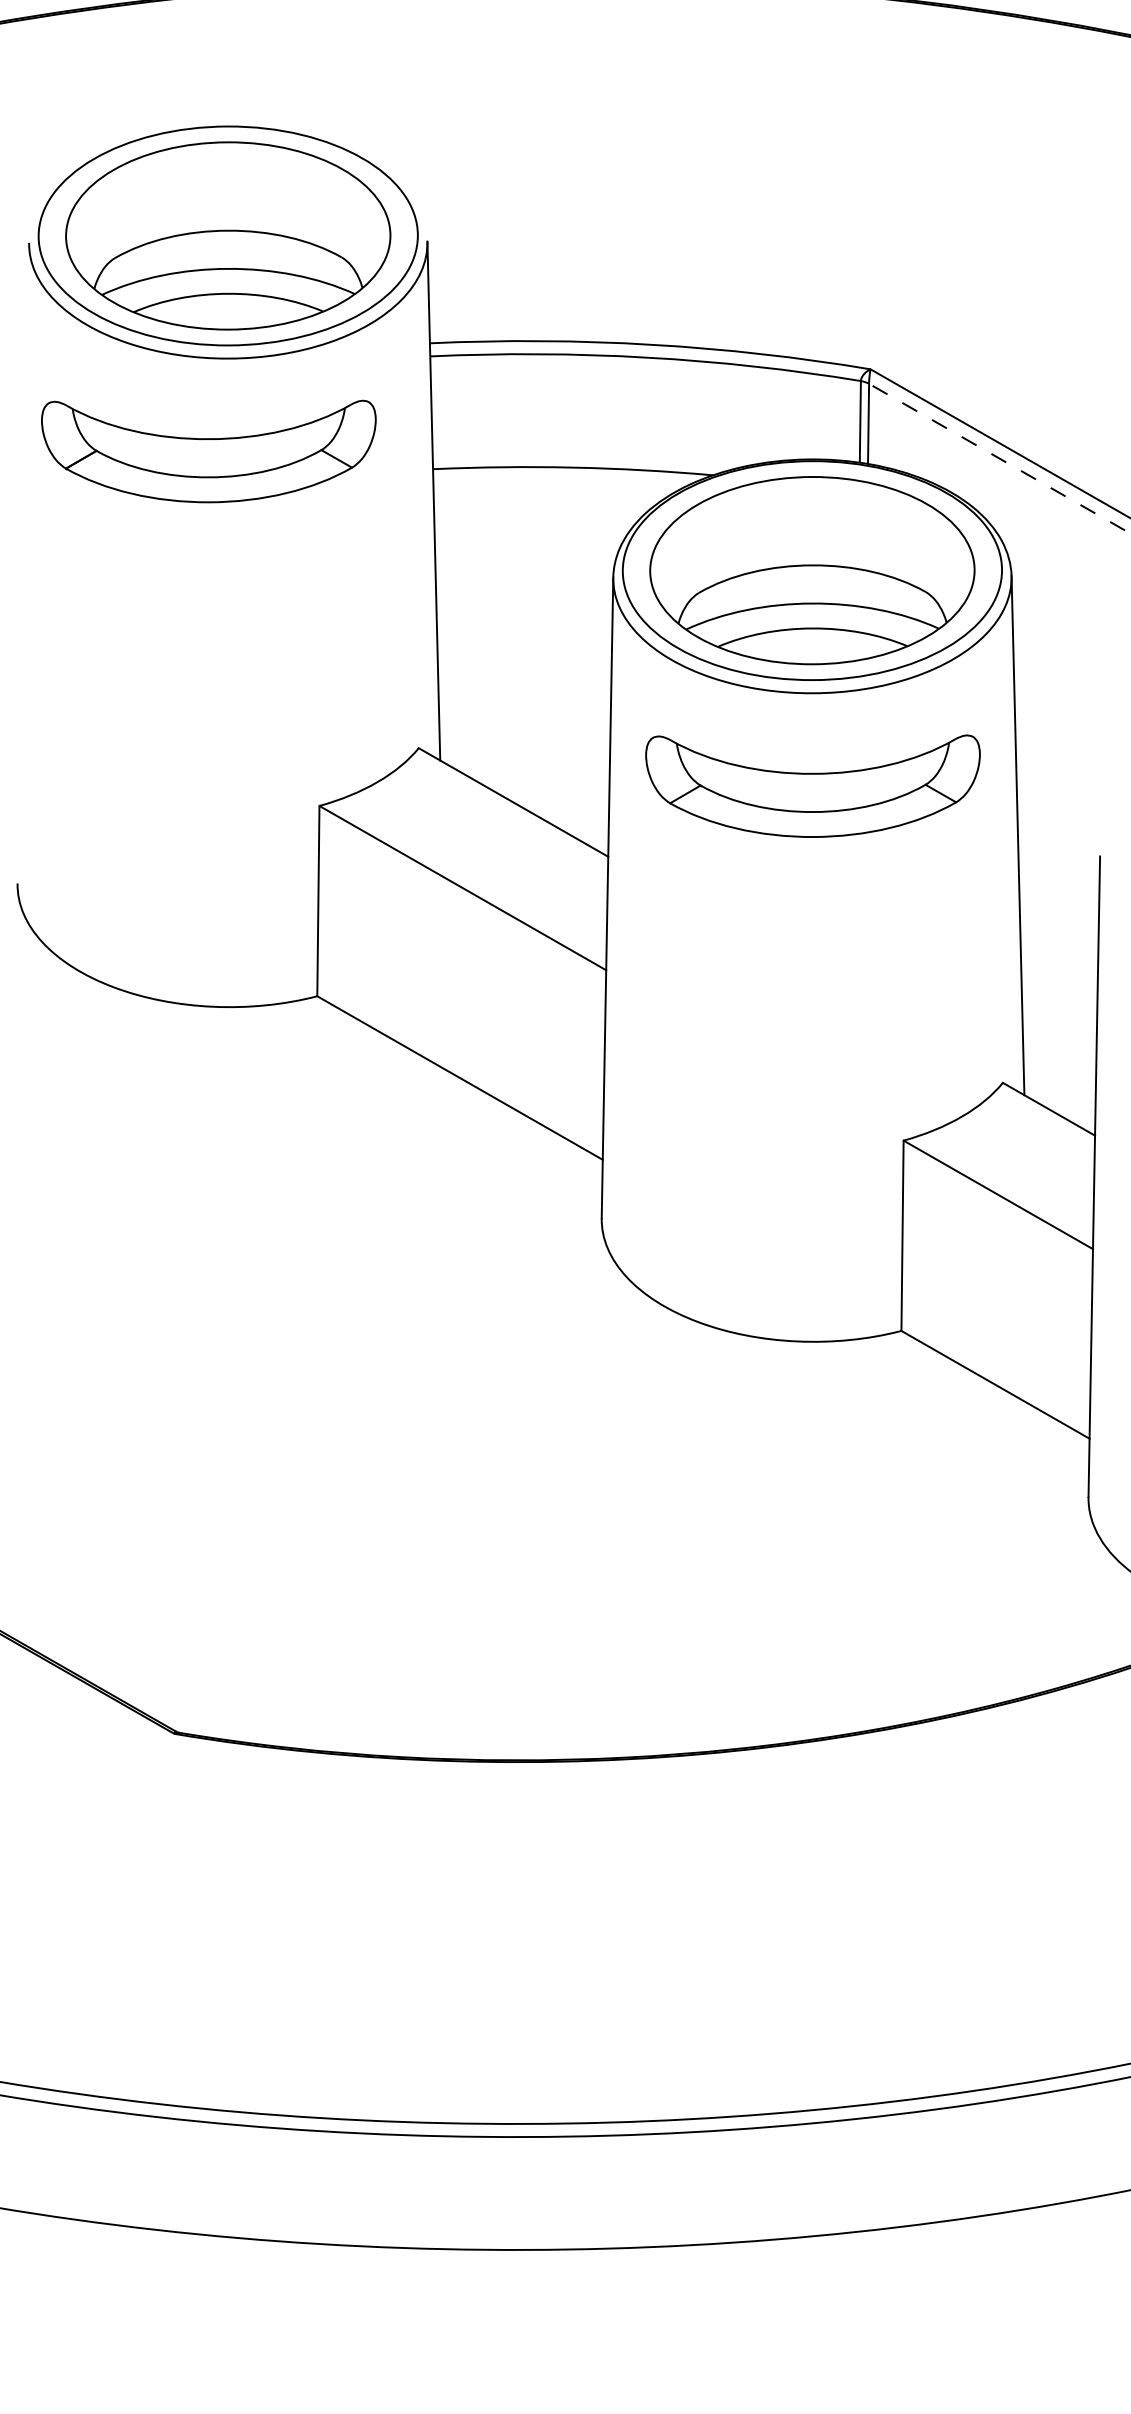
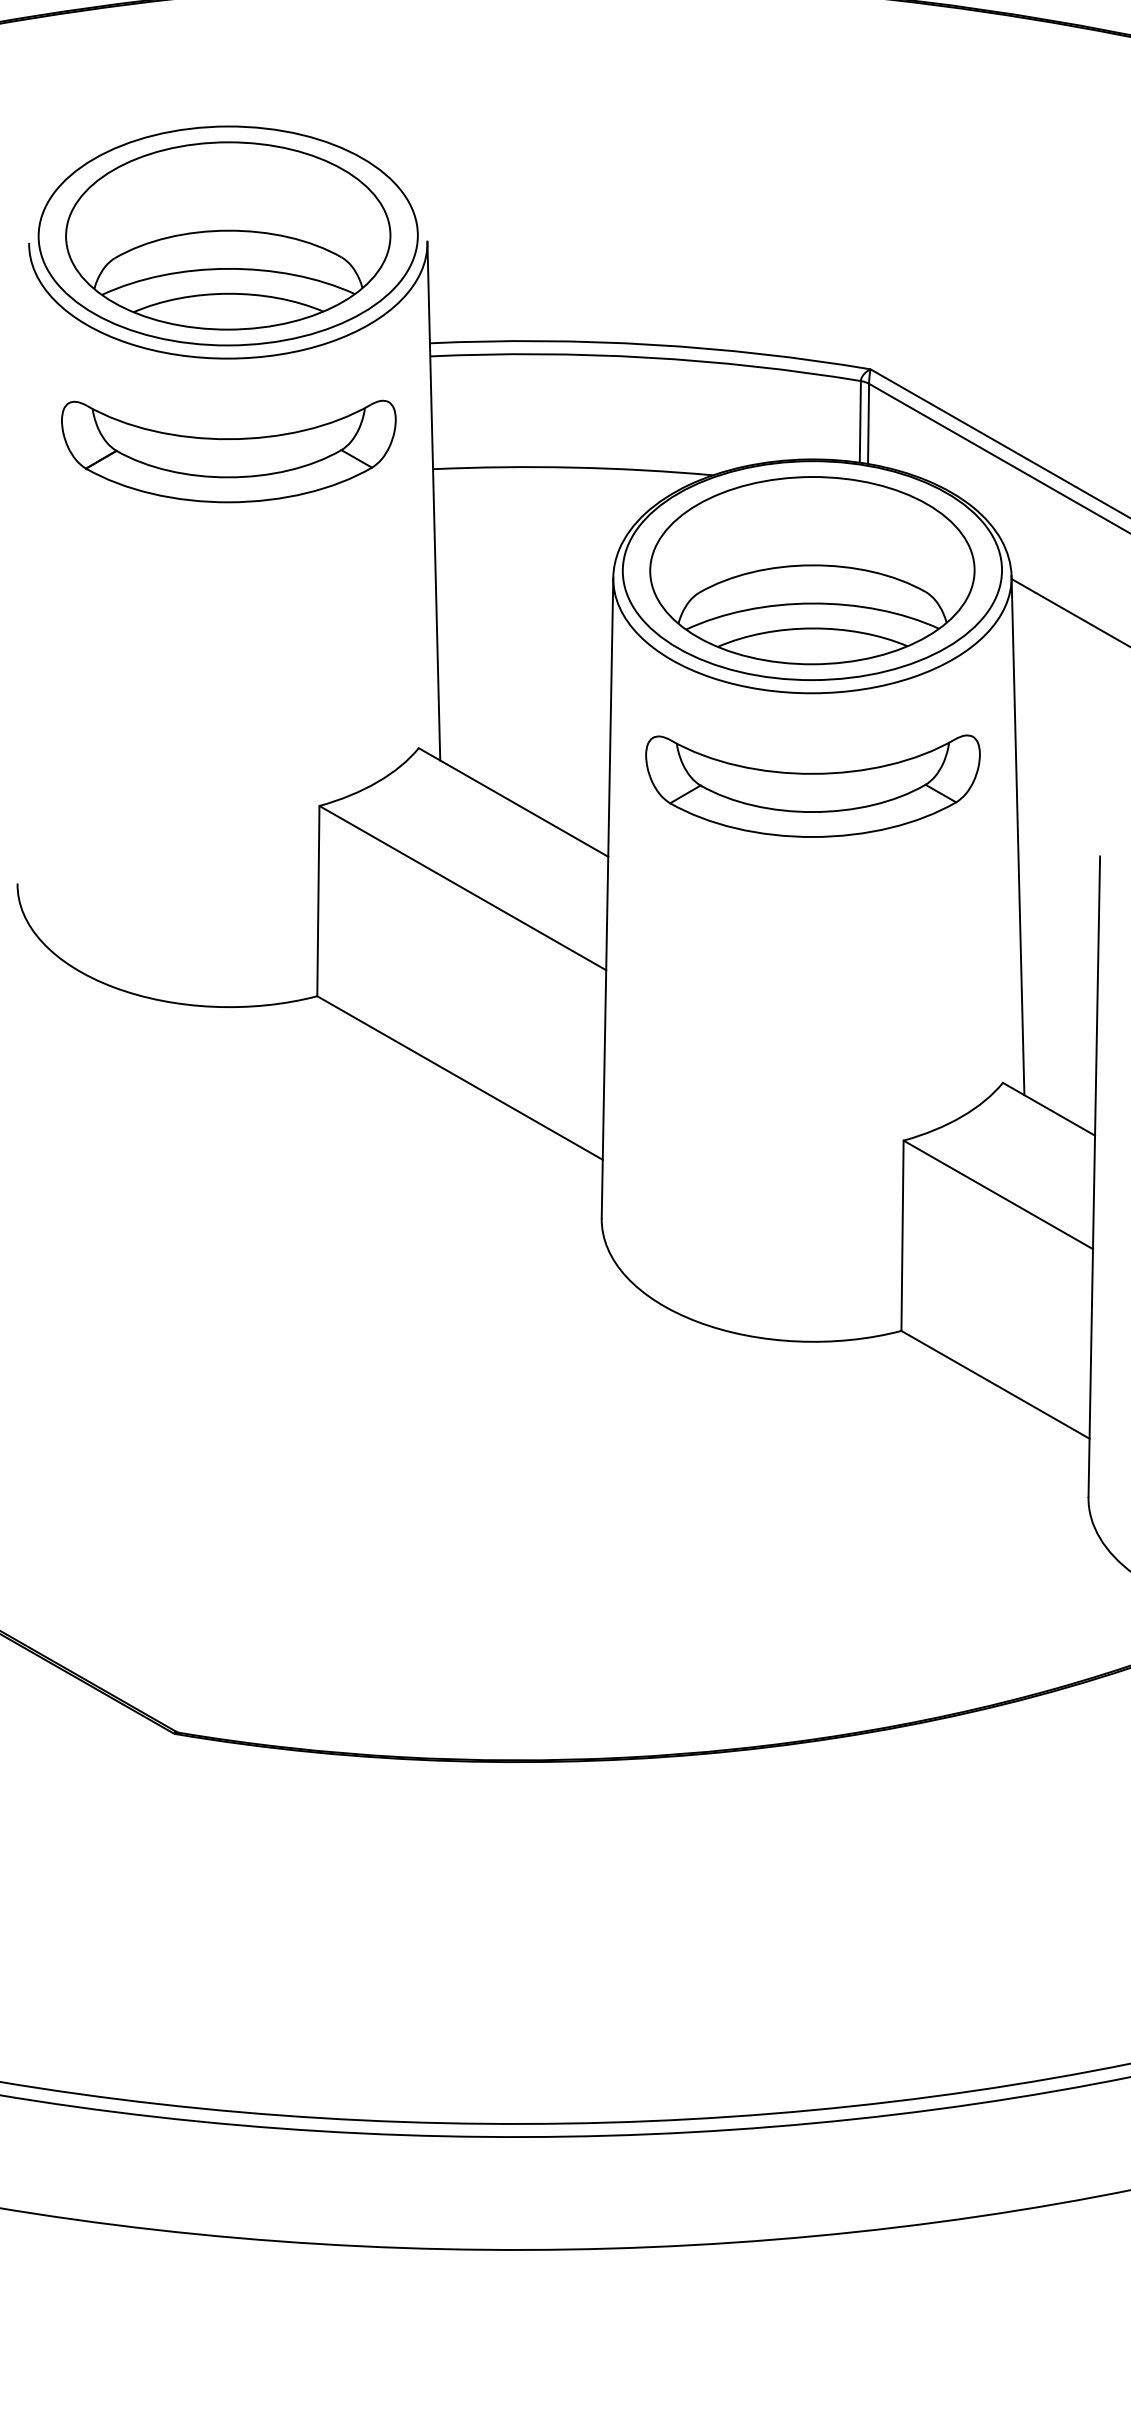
part position: (208, 451) -> (228, 451) (228, 451)
line: dashed -> solid (999, 458)
line: none -> present (1069, 612)
